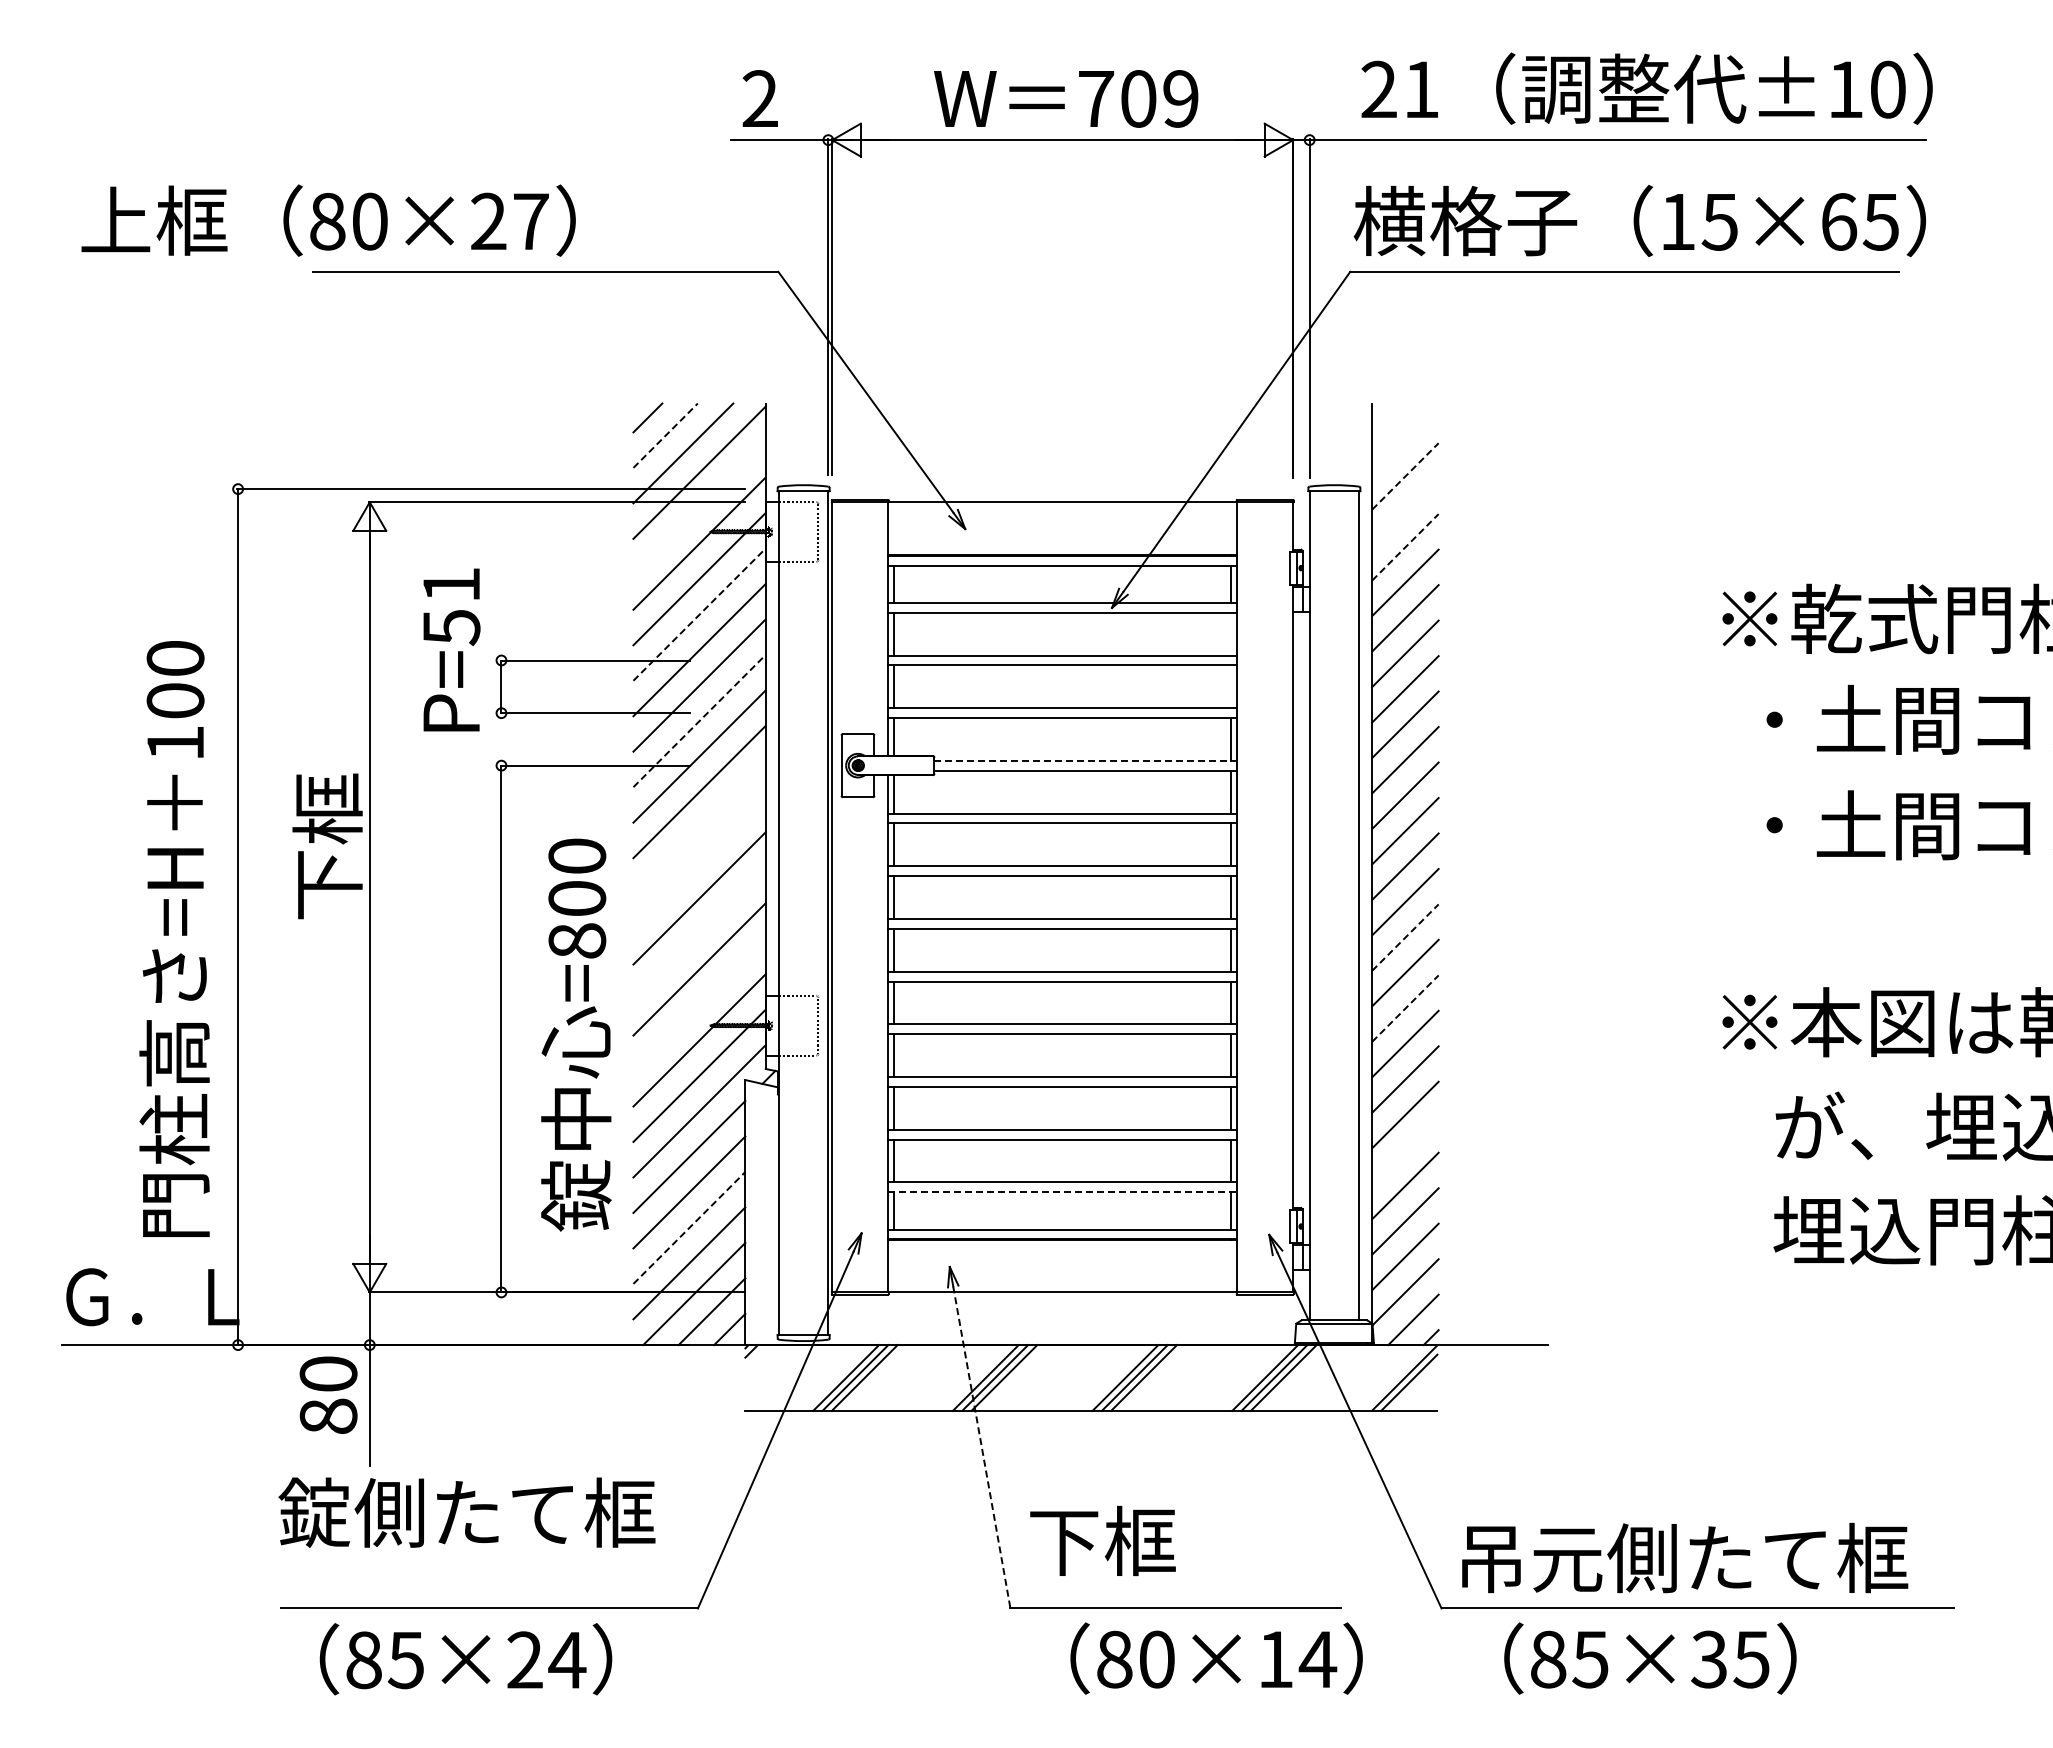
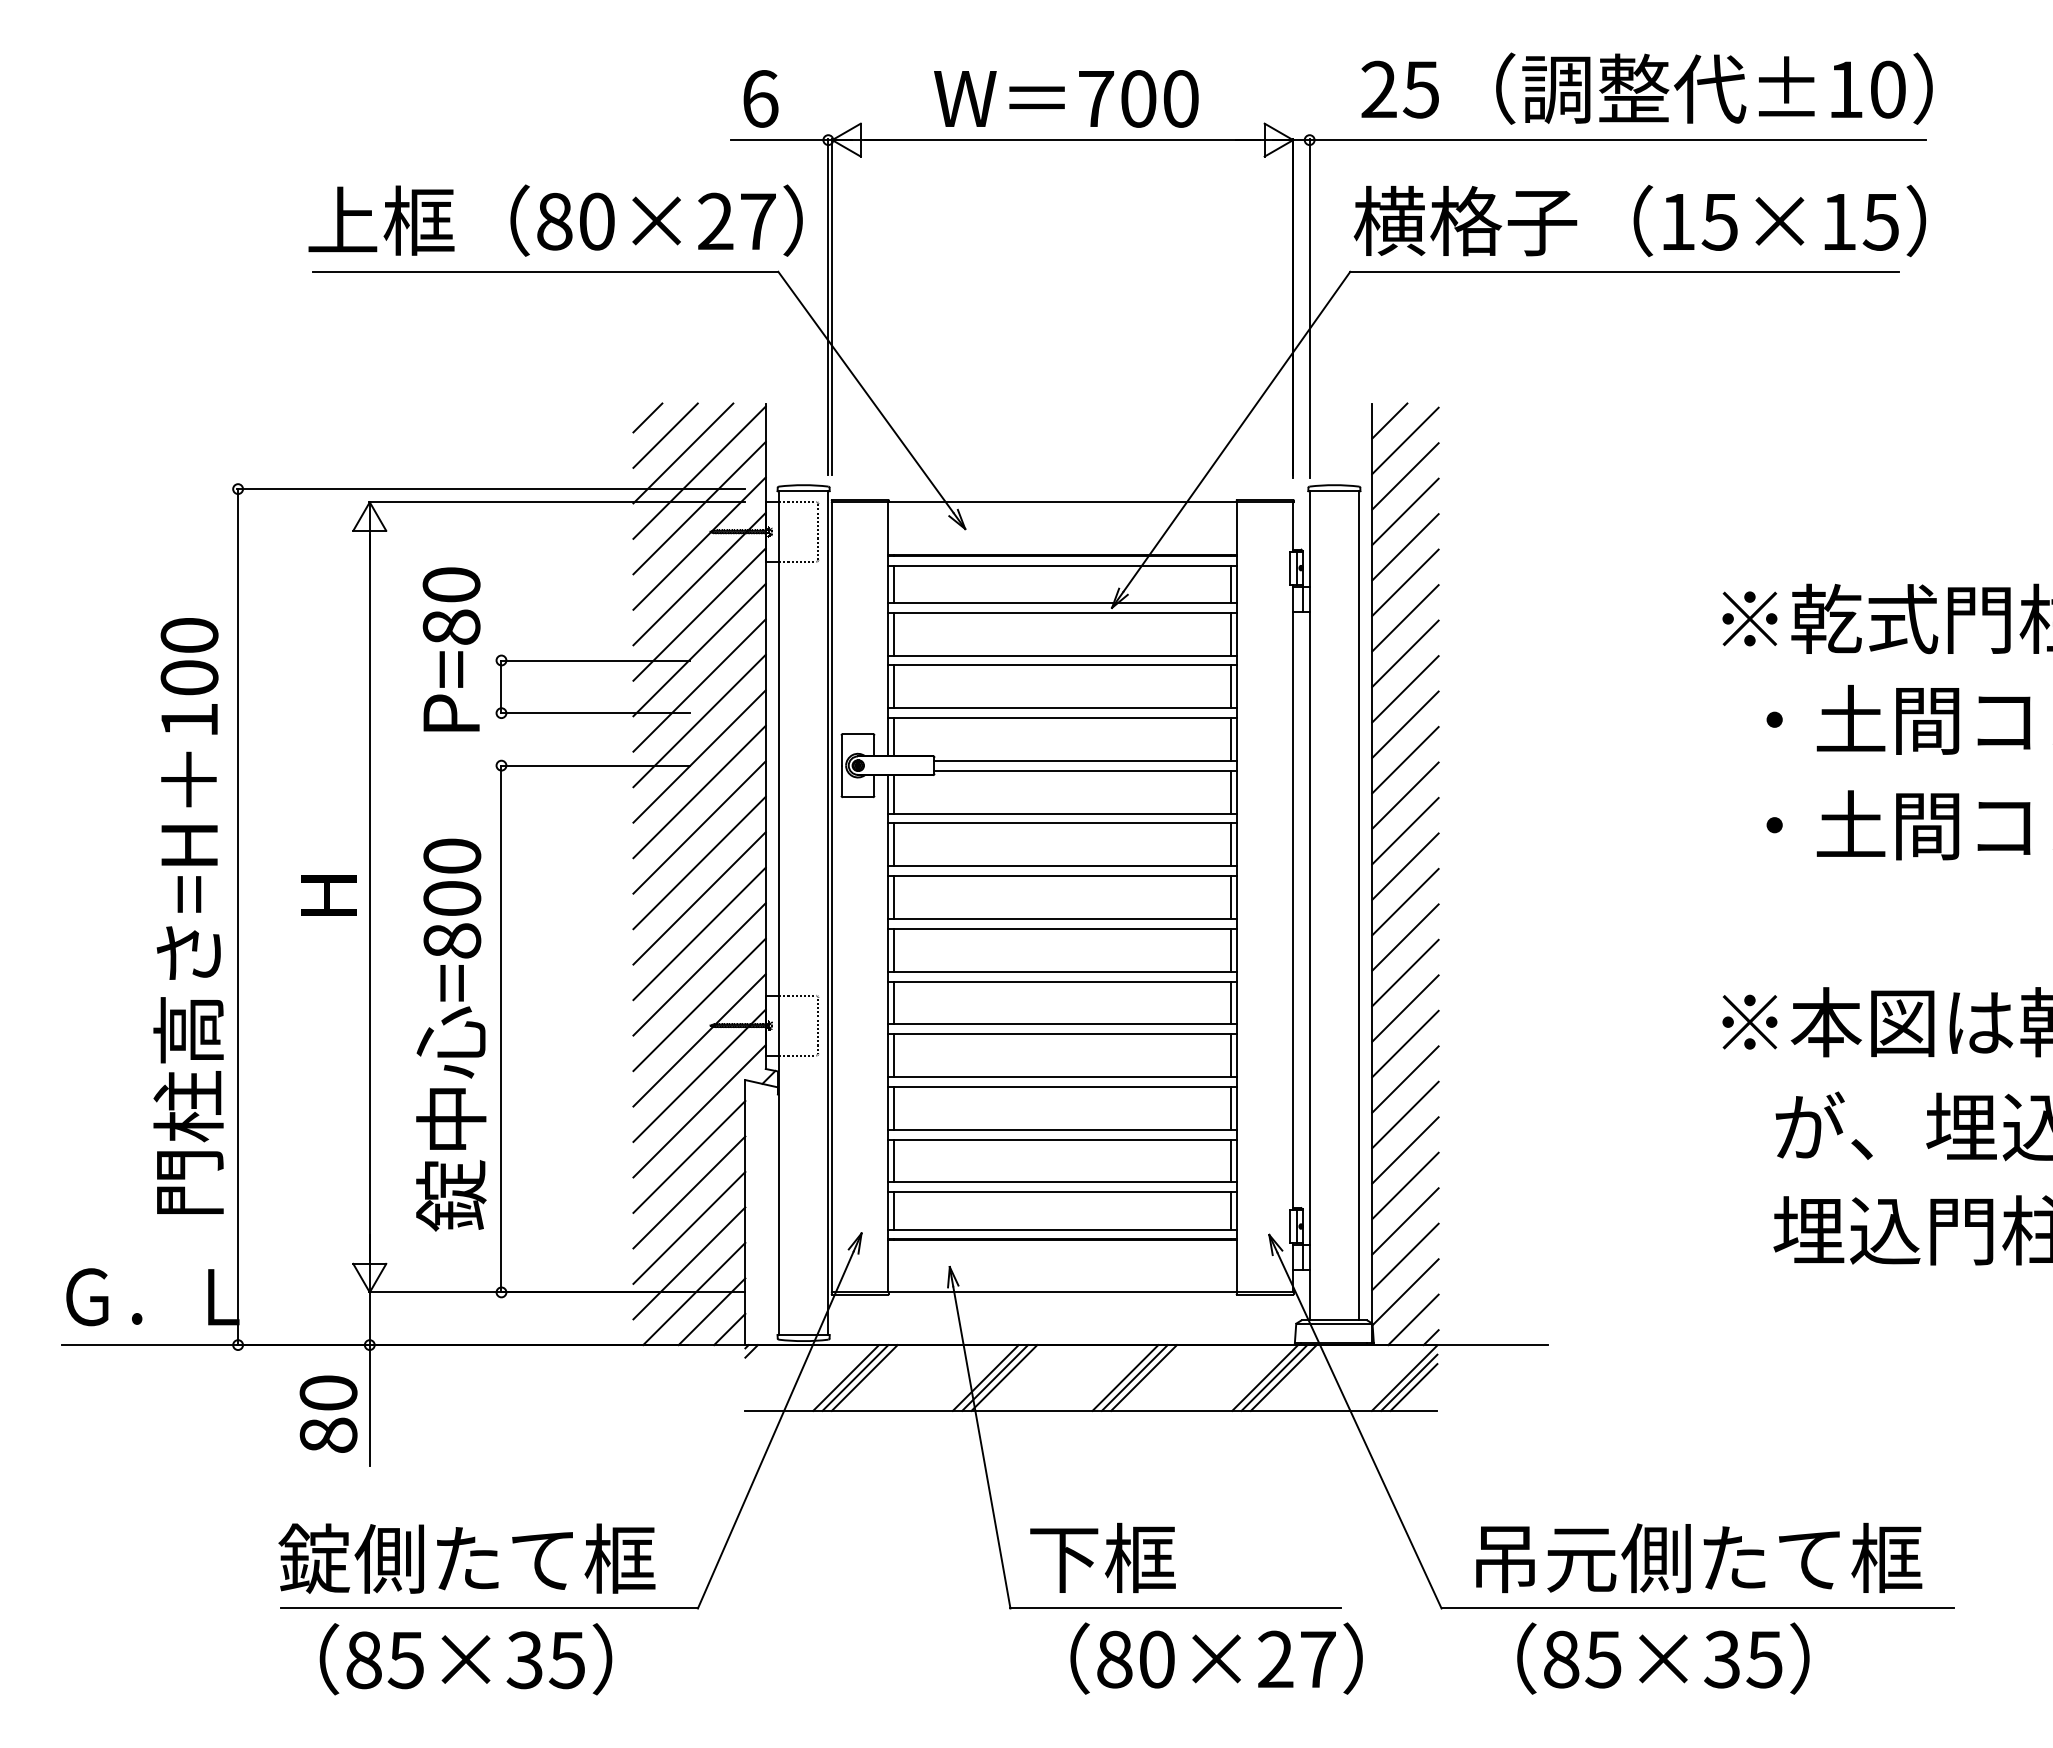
text: 21 -> 25 (1420, 89)
text: 2 -> 6 (760, 98)
text: 709 -> 700 (1180, 98)
text position: (328, 220) -> (555, 220) (555, 220)
text: 15×65 -> 15×15 (1839, 221)
line: none -> present (1389, 420)
line: dashed -> solid (665, 435)
line: none -> present (1405, 440)
line: dashed -> solid (1405, 476)
line: none -> present (699, 507)
line: none -> present (1405, 511)
line: dashed -> solid (1405, 547)
text: P=51 -> P=80 (451, 606)
line: dashed -> solid (699, 614)
line: none -> present (1231, 633)
line: none -> present (1231, 686)
line: dashed -> solid (699, 721)
line: dashed -> solid (1086, 760)
line: none -> present (699, 827)
text: 下框 -> H (327, 846)
line: none -> present (699, 862)
line: none -> present (699, 933)
line: dashed -> solid (1405, 937)
text position: (174, 938) -> (188, 915) (188, 915)
line: none -> present (699, 1004)
line: dashed -> solid (1405, 1008)
text position: (576, 1034) -> (451, 1034) (451, 1034)
line: none -> present (1405, 1150)
line: dashed -> solid (1063, 1192)
line: dashed -> solid (689, 1227)
line: none -> present (1413, 1387)
text position: (328, 1394) -> (328, 1413) (328, 1413)
line: dashed -> solid (981, 1447)
text position: (466, 1512) -> (466, 1558) (466, 1558)
text position: (1102, 1540) -> (1102, 1557) (1102, 1557)
text position: (1685, 1557) -> (1699, 1557) (1699, 1557)
text: 80×14 -> 80×27 (1297, 1658)
text position: (1650, 1658) -> (1663, 1658) (1663, 1658)
text: 85×24 -> 85×35 (546, 1660)
